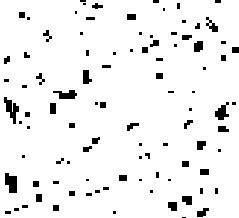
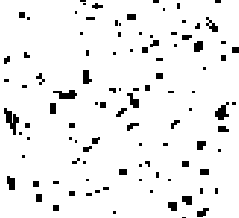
part: none -> present (117, 28)
part: present -> none (47, 35)
line: present -> none (106, 66)
part: none -> present (129, 100)
part position: (16, 112) -> (16, 123) (16, 123)
part position: (188, 124) -> (175, 124) (175, 124)
part: none -> present (72, 139)
part position: (144, 155) -> (144, 163) (144, 163)
part position: (62, 160) -> (78, 160) (78, 160)
line position: (122, 177) -> (122, 171) (122, 171)
part size: 12x20 px -> 8x14 px (10, 182)
part: present -> none (16, 209)
